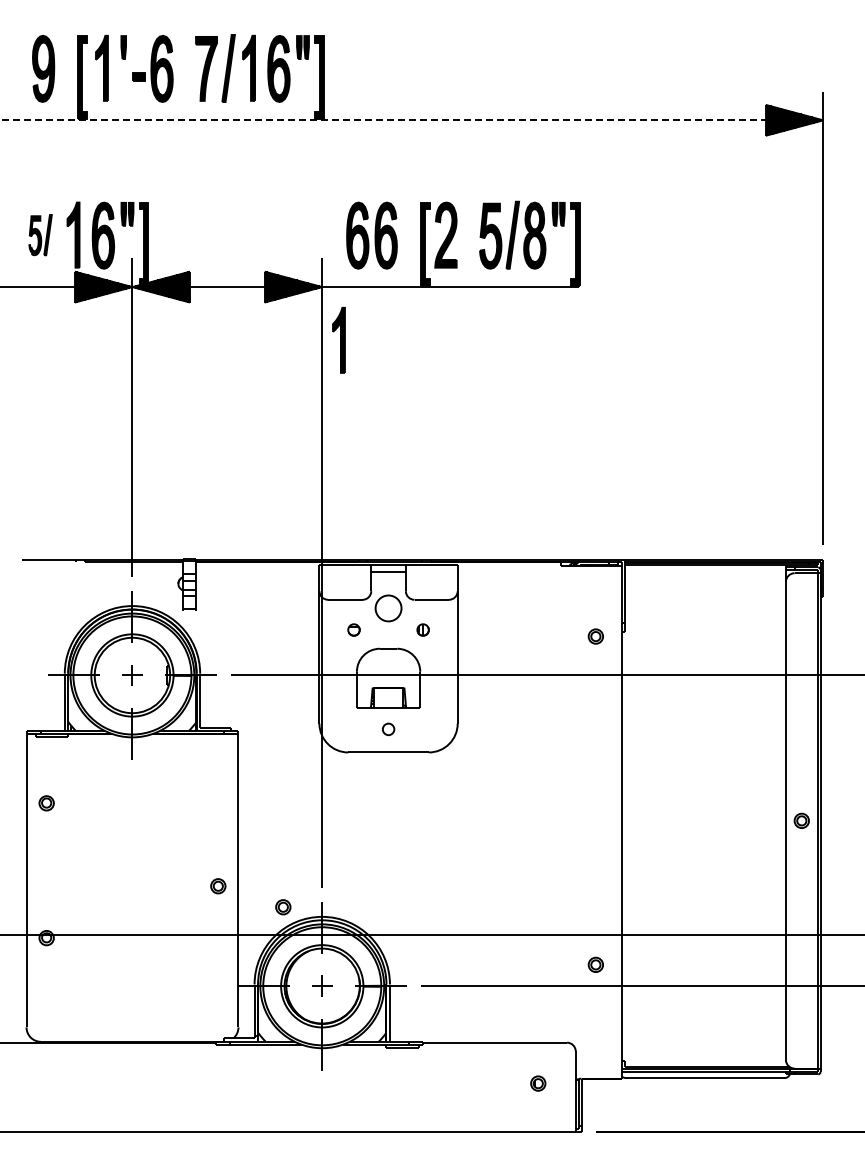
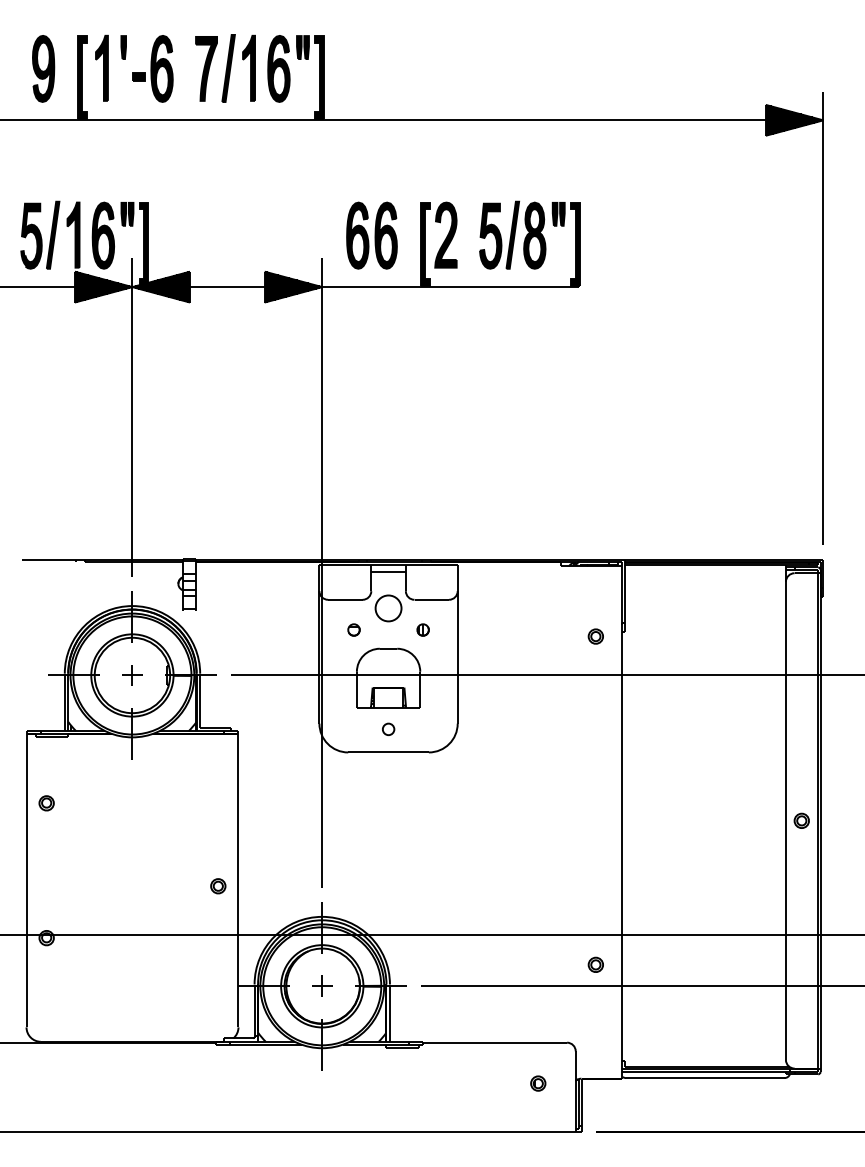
line: dashed -> solid (412, 120)
part size: 25x43 px -> 41x70 px (40, 234)
part: present -> none (338, 339)
part: present -> none (283, 907)
